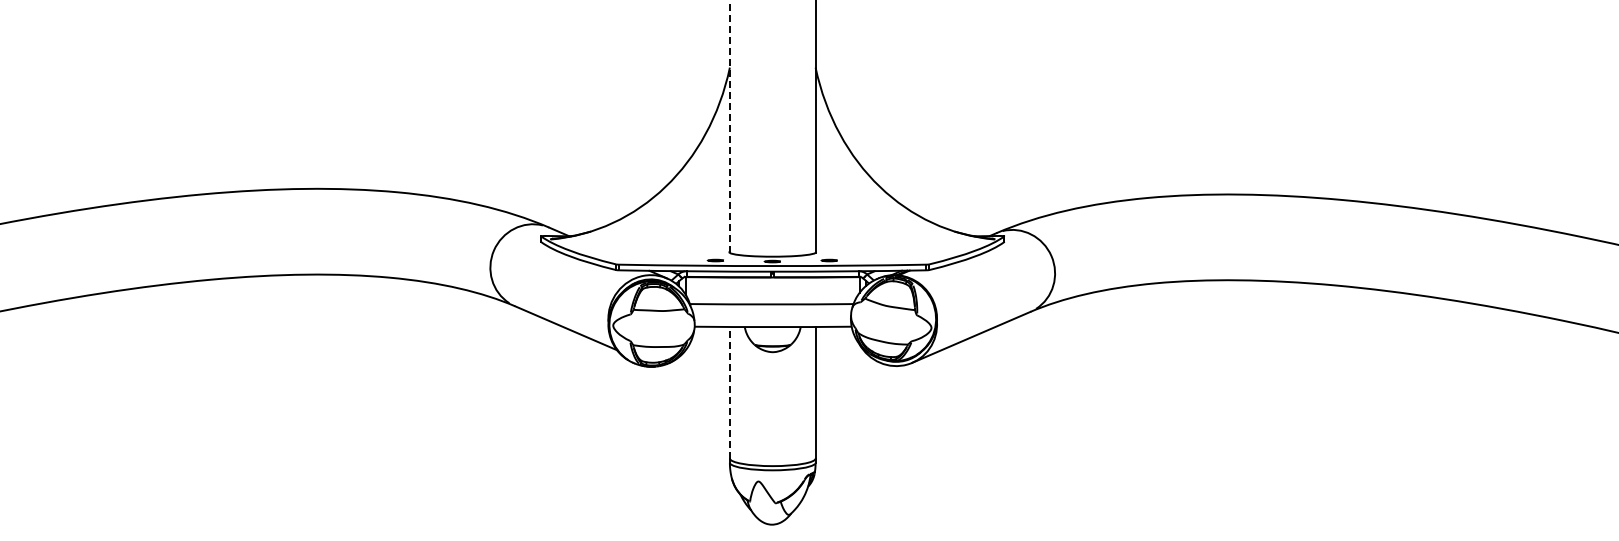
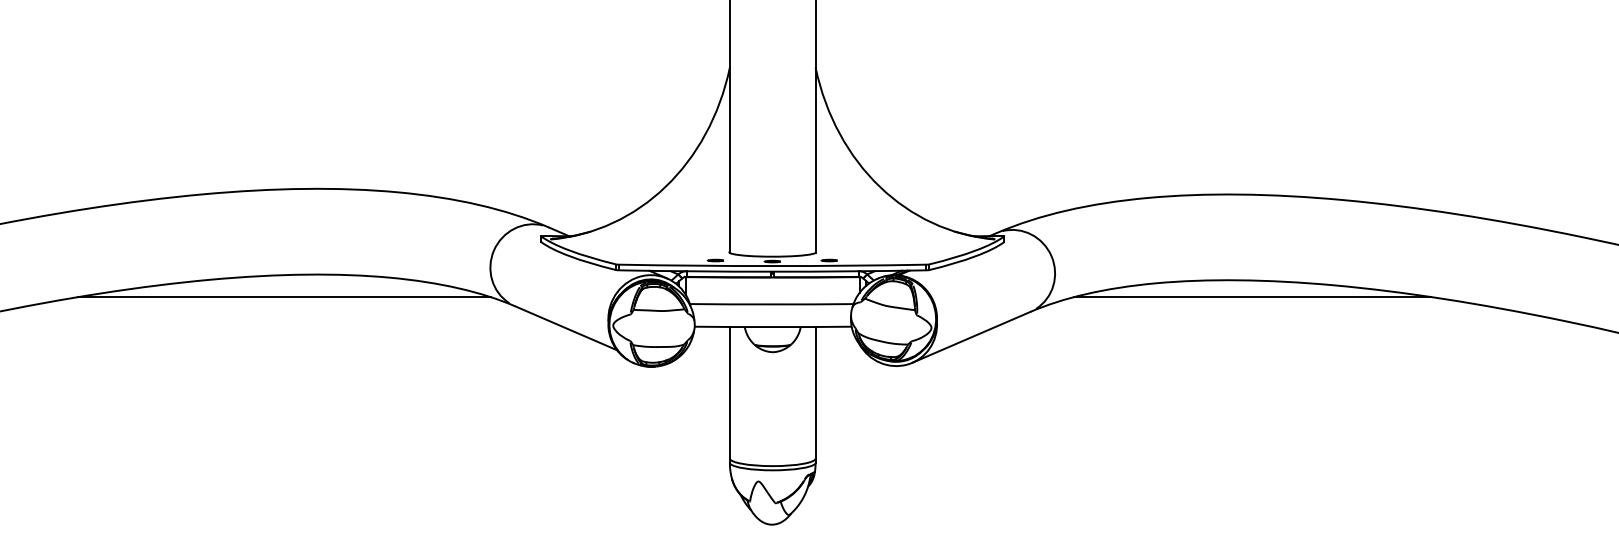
line: dashed -> solid (729, 126)
line: none -> present (284, 297)
line: none -> present (1252, 297)
line: dashed -> solid (729, 392)
